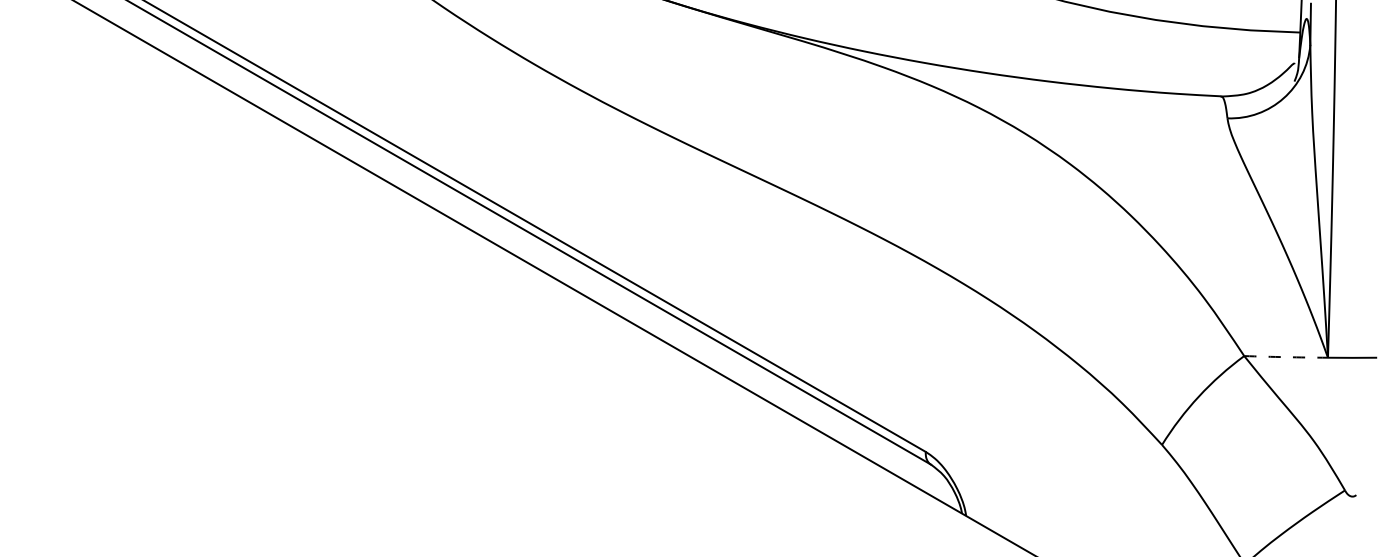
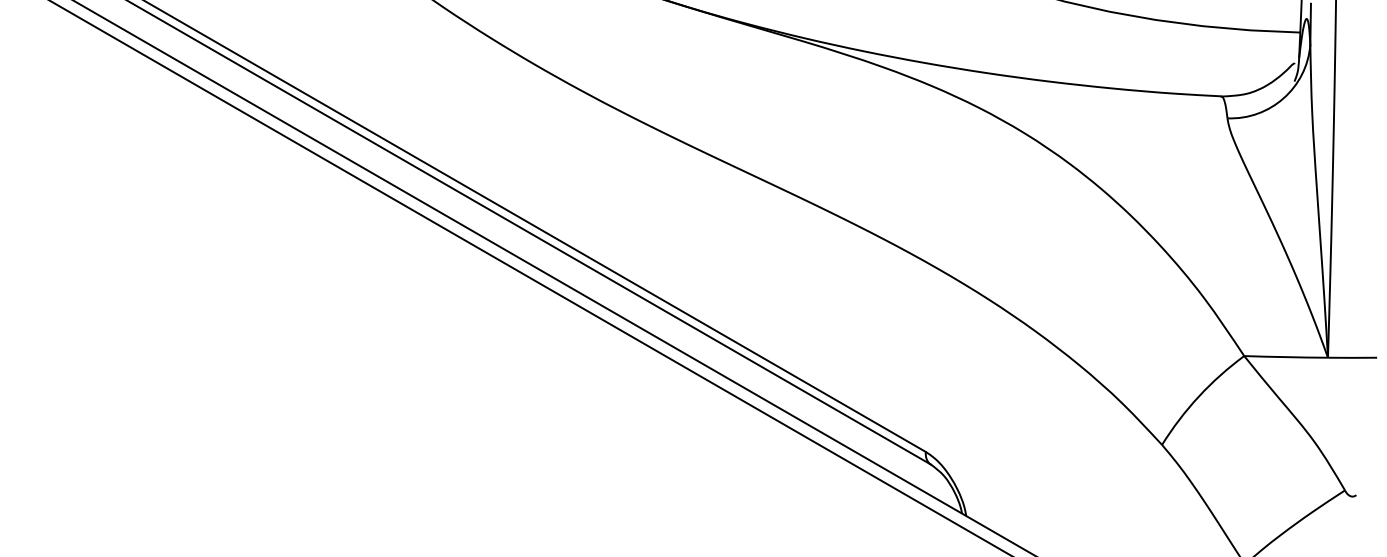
line: none -> present (529, 277)
arc: dashed -> solid (1286, 357)
